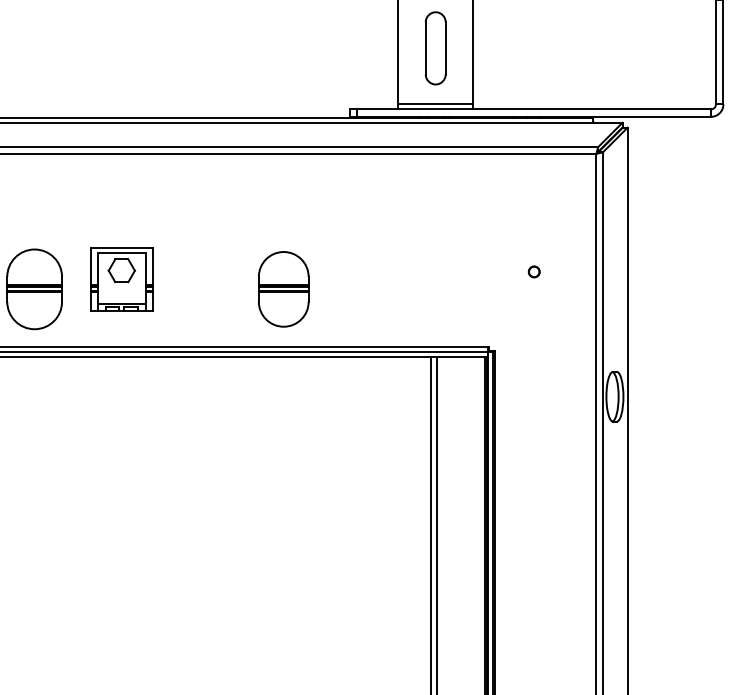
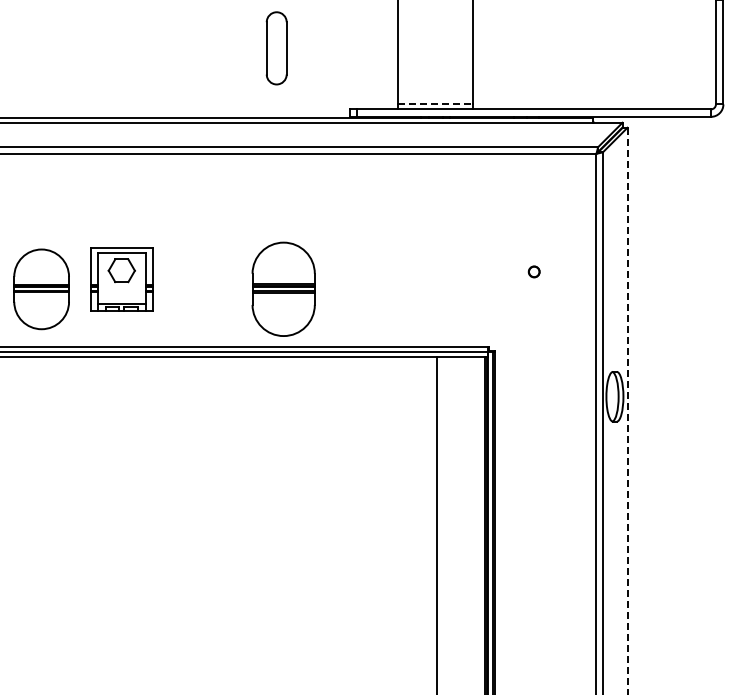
part position: (435, 48) -> (276, 48) (276, 48)
line: solid -> dashed (436, 104)
part position: (34, 289) -> (41, 289) (41, 289)
part size: 52x77 px -> 65x96 px (283, 288)
line: solid -> dashed (627, 411)
line: present -> none (431, 523)
